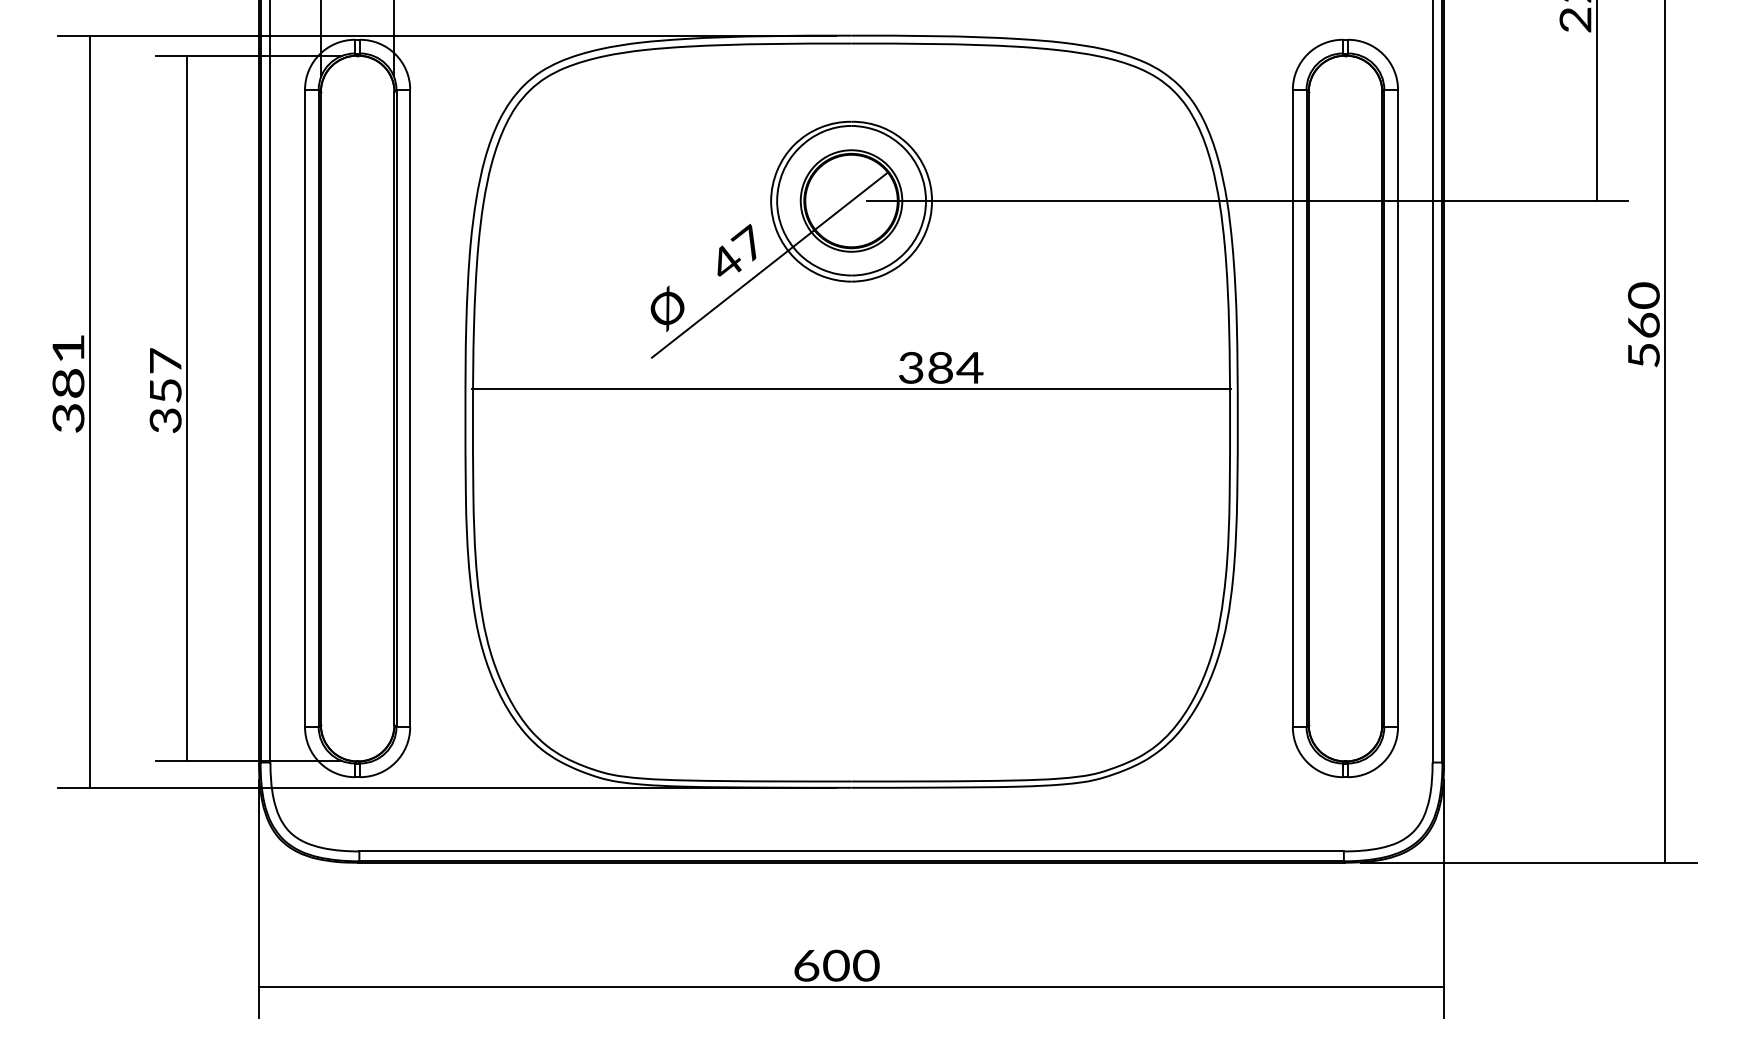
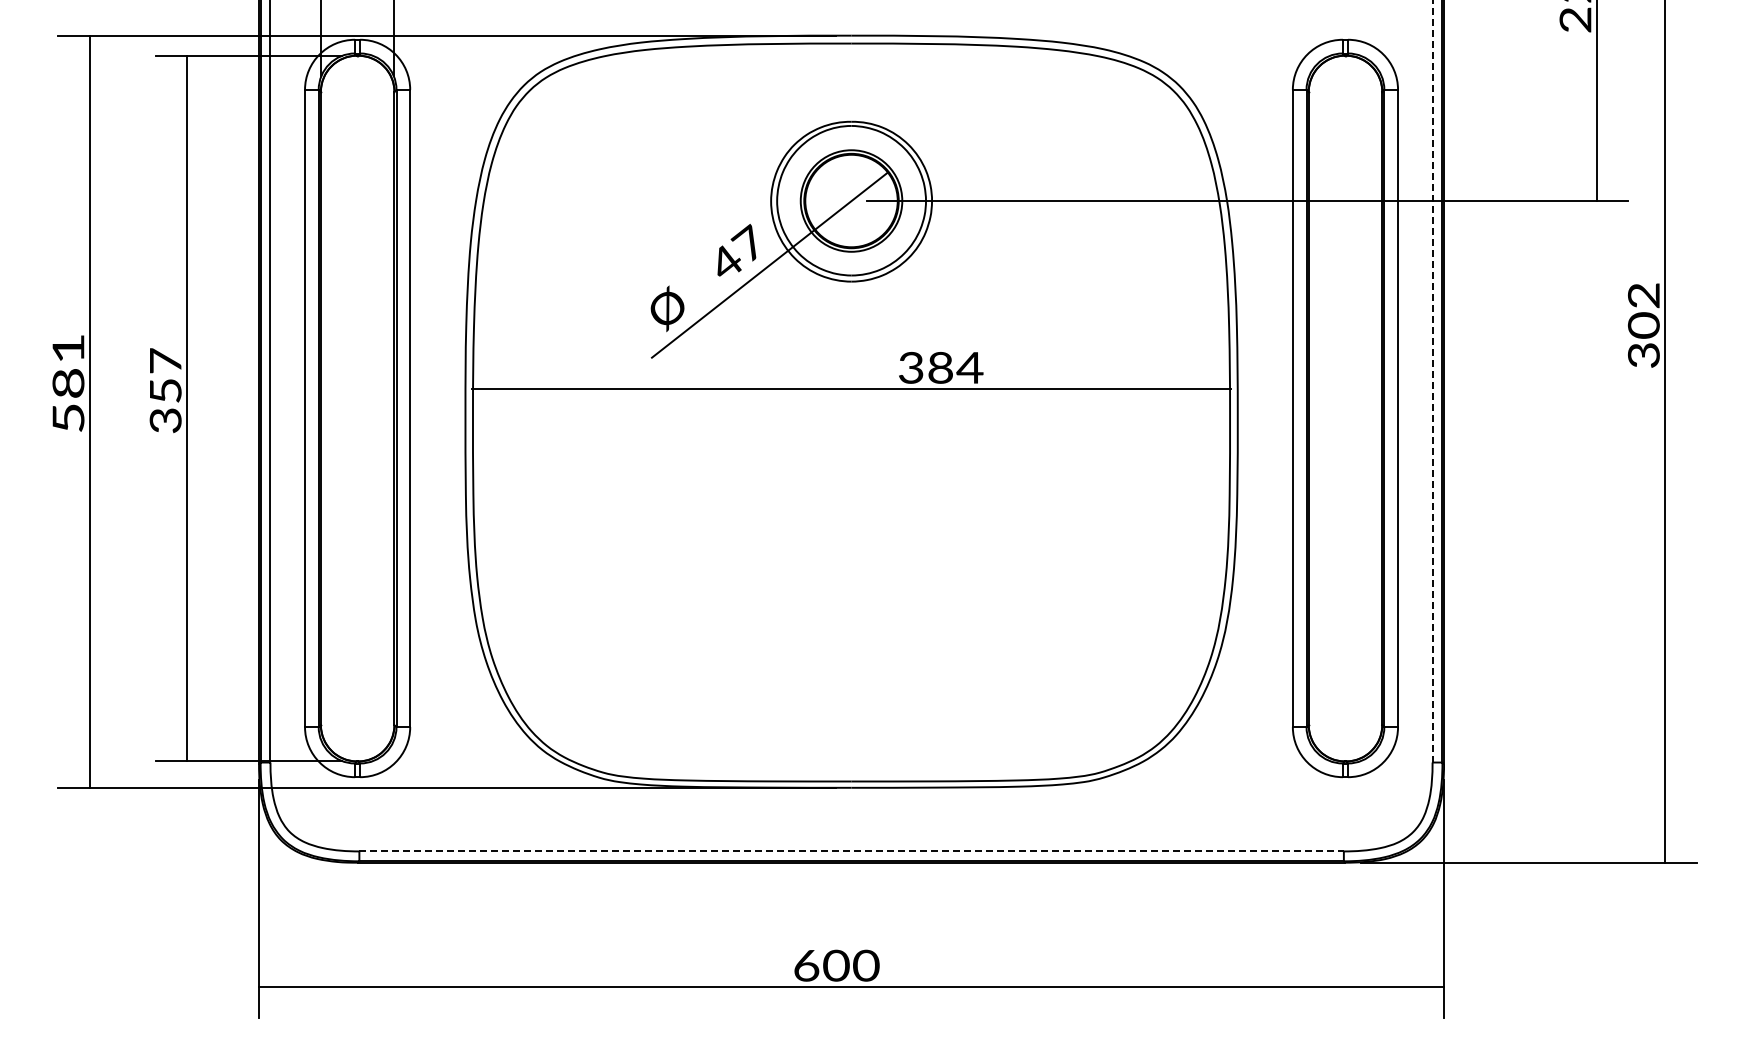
text: 560 -> 302 (1643, 324)
line: solid -> dashed (1432, 381)
text: 381 -> 581 (68, 418)
line: solid -> dashed (852, 851)
